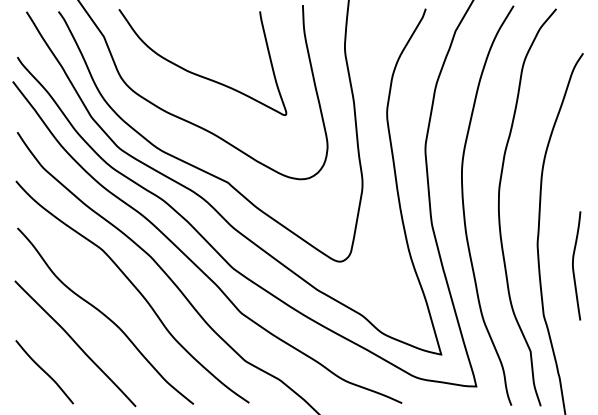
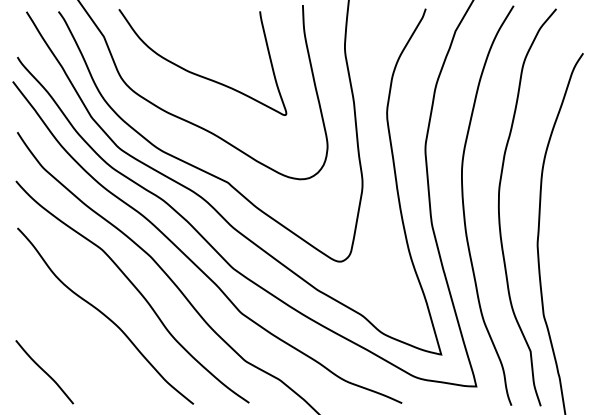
curve: present -> none (573, 265)
curve: present -> none (75, 343)
